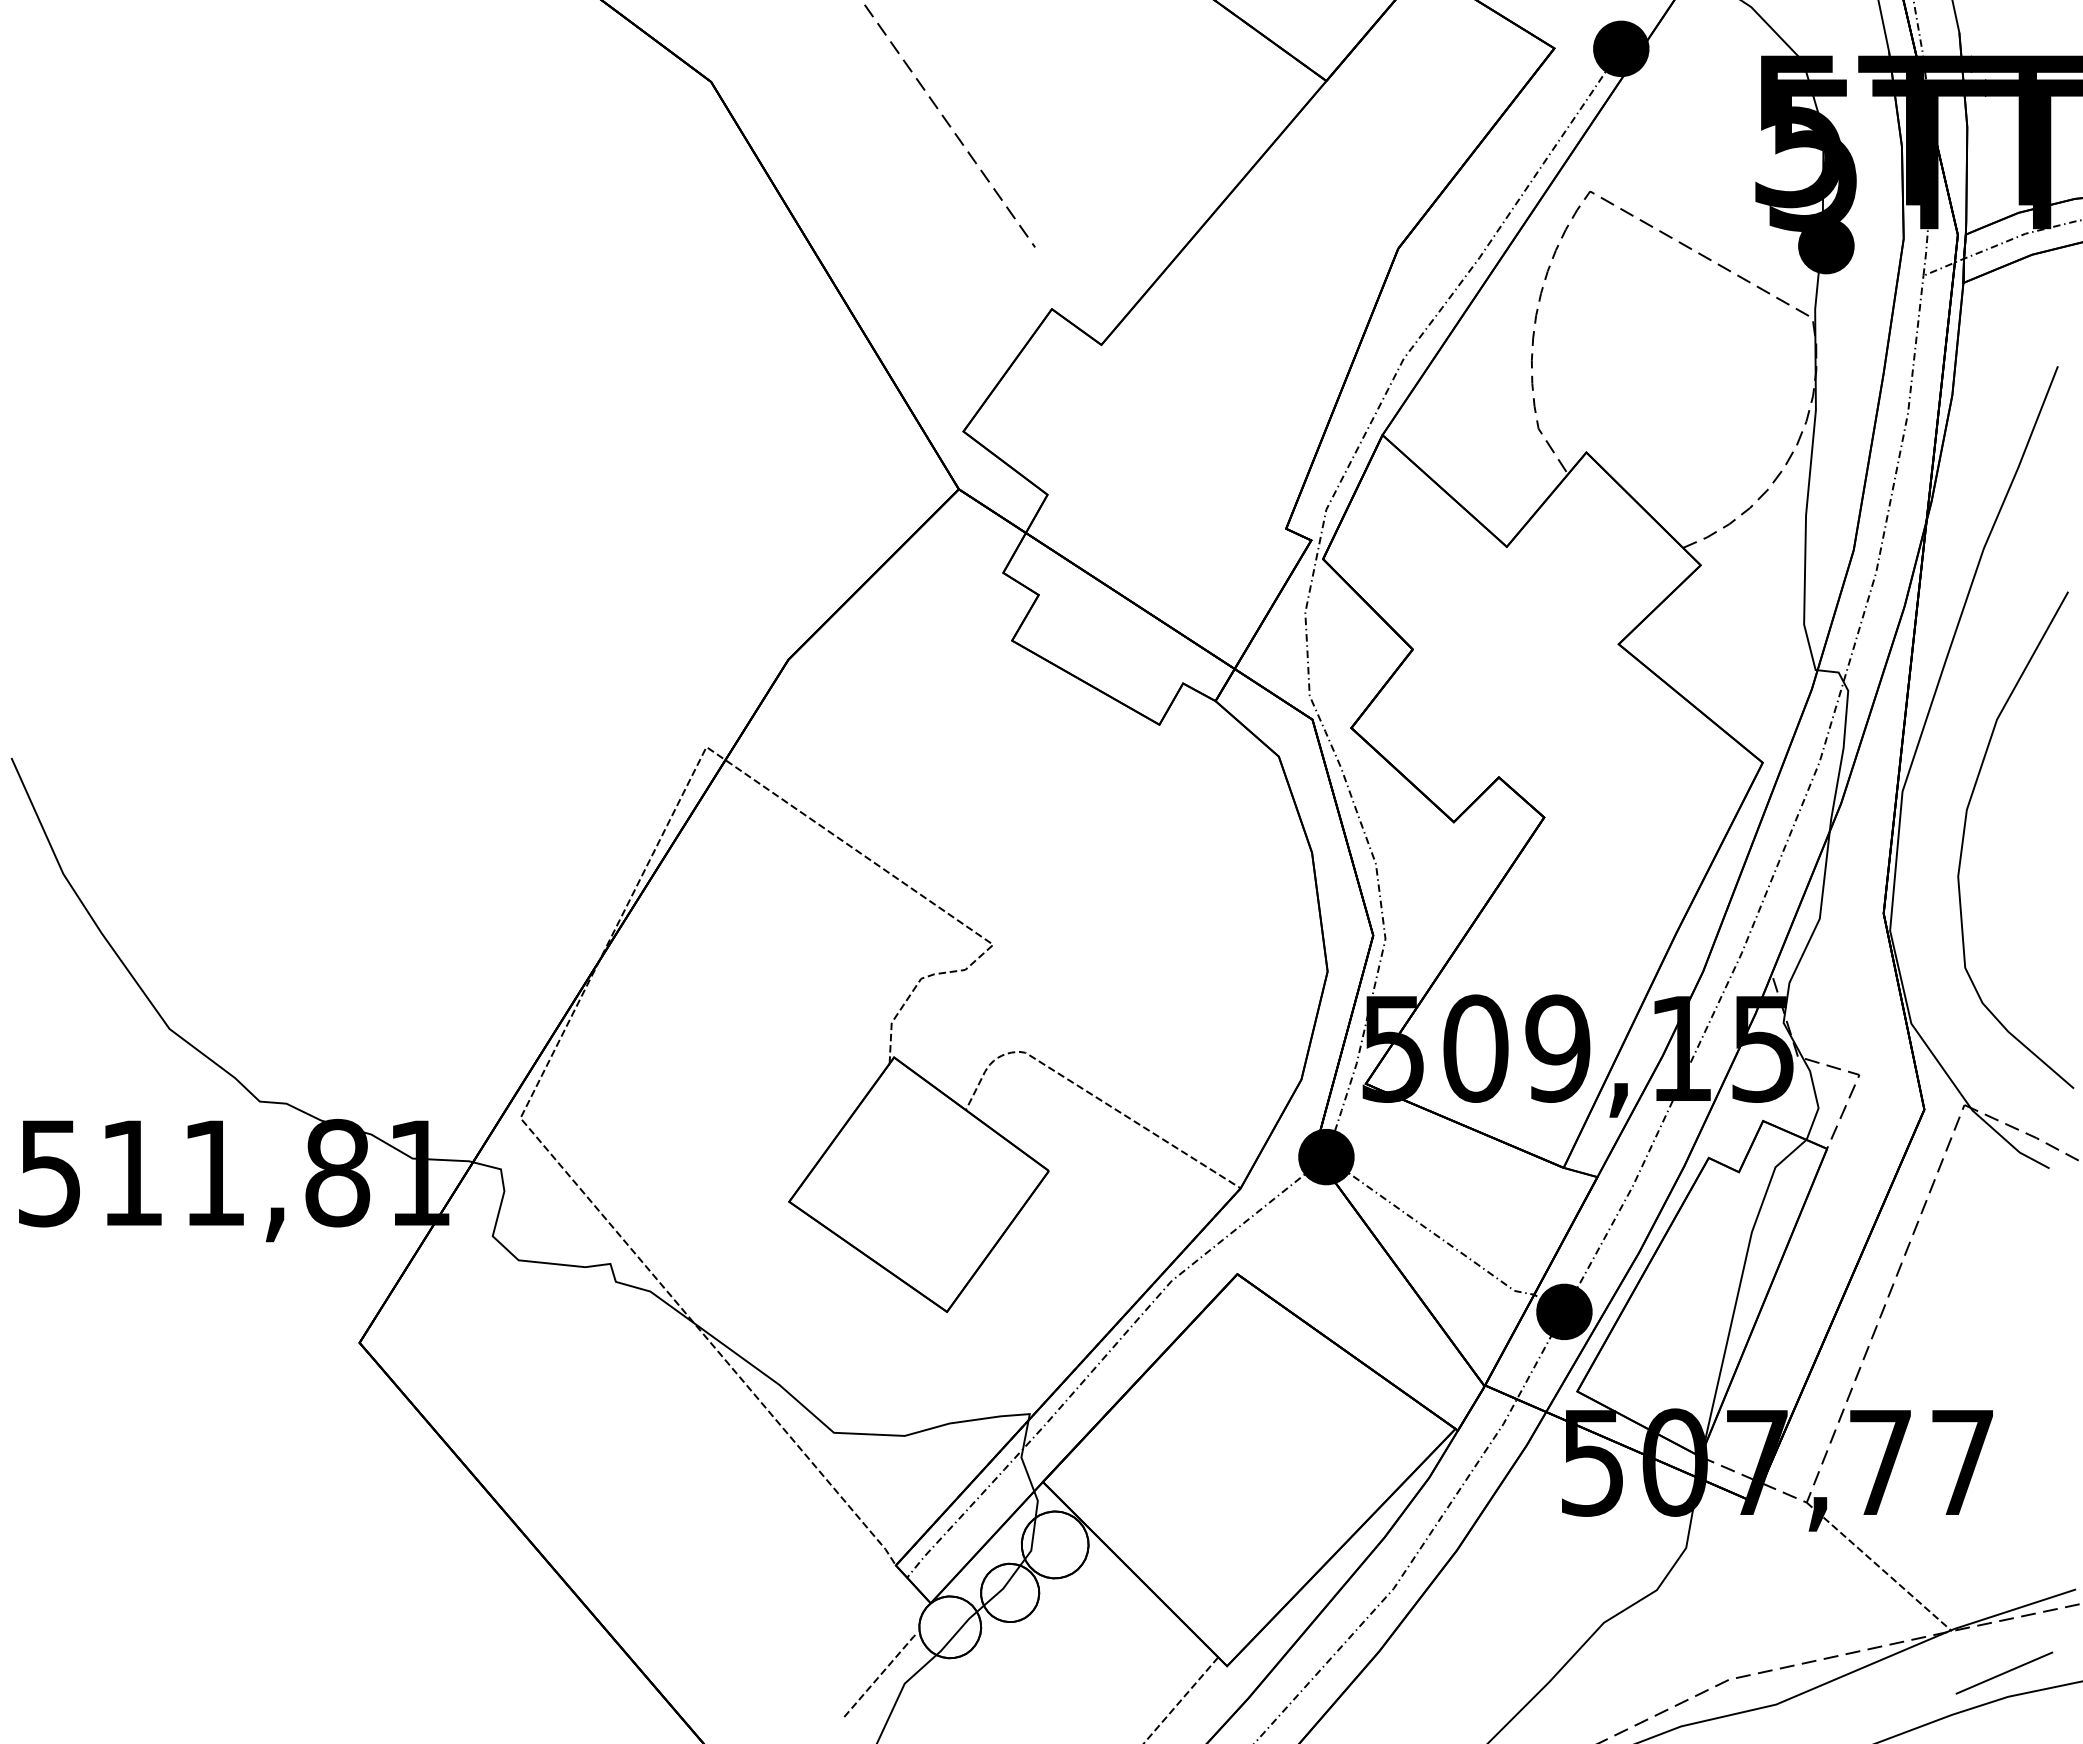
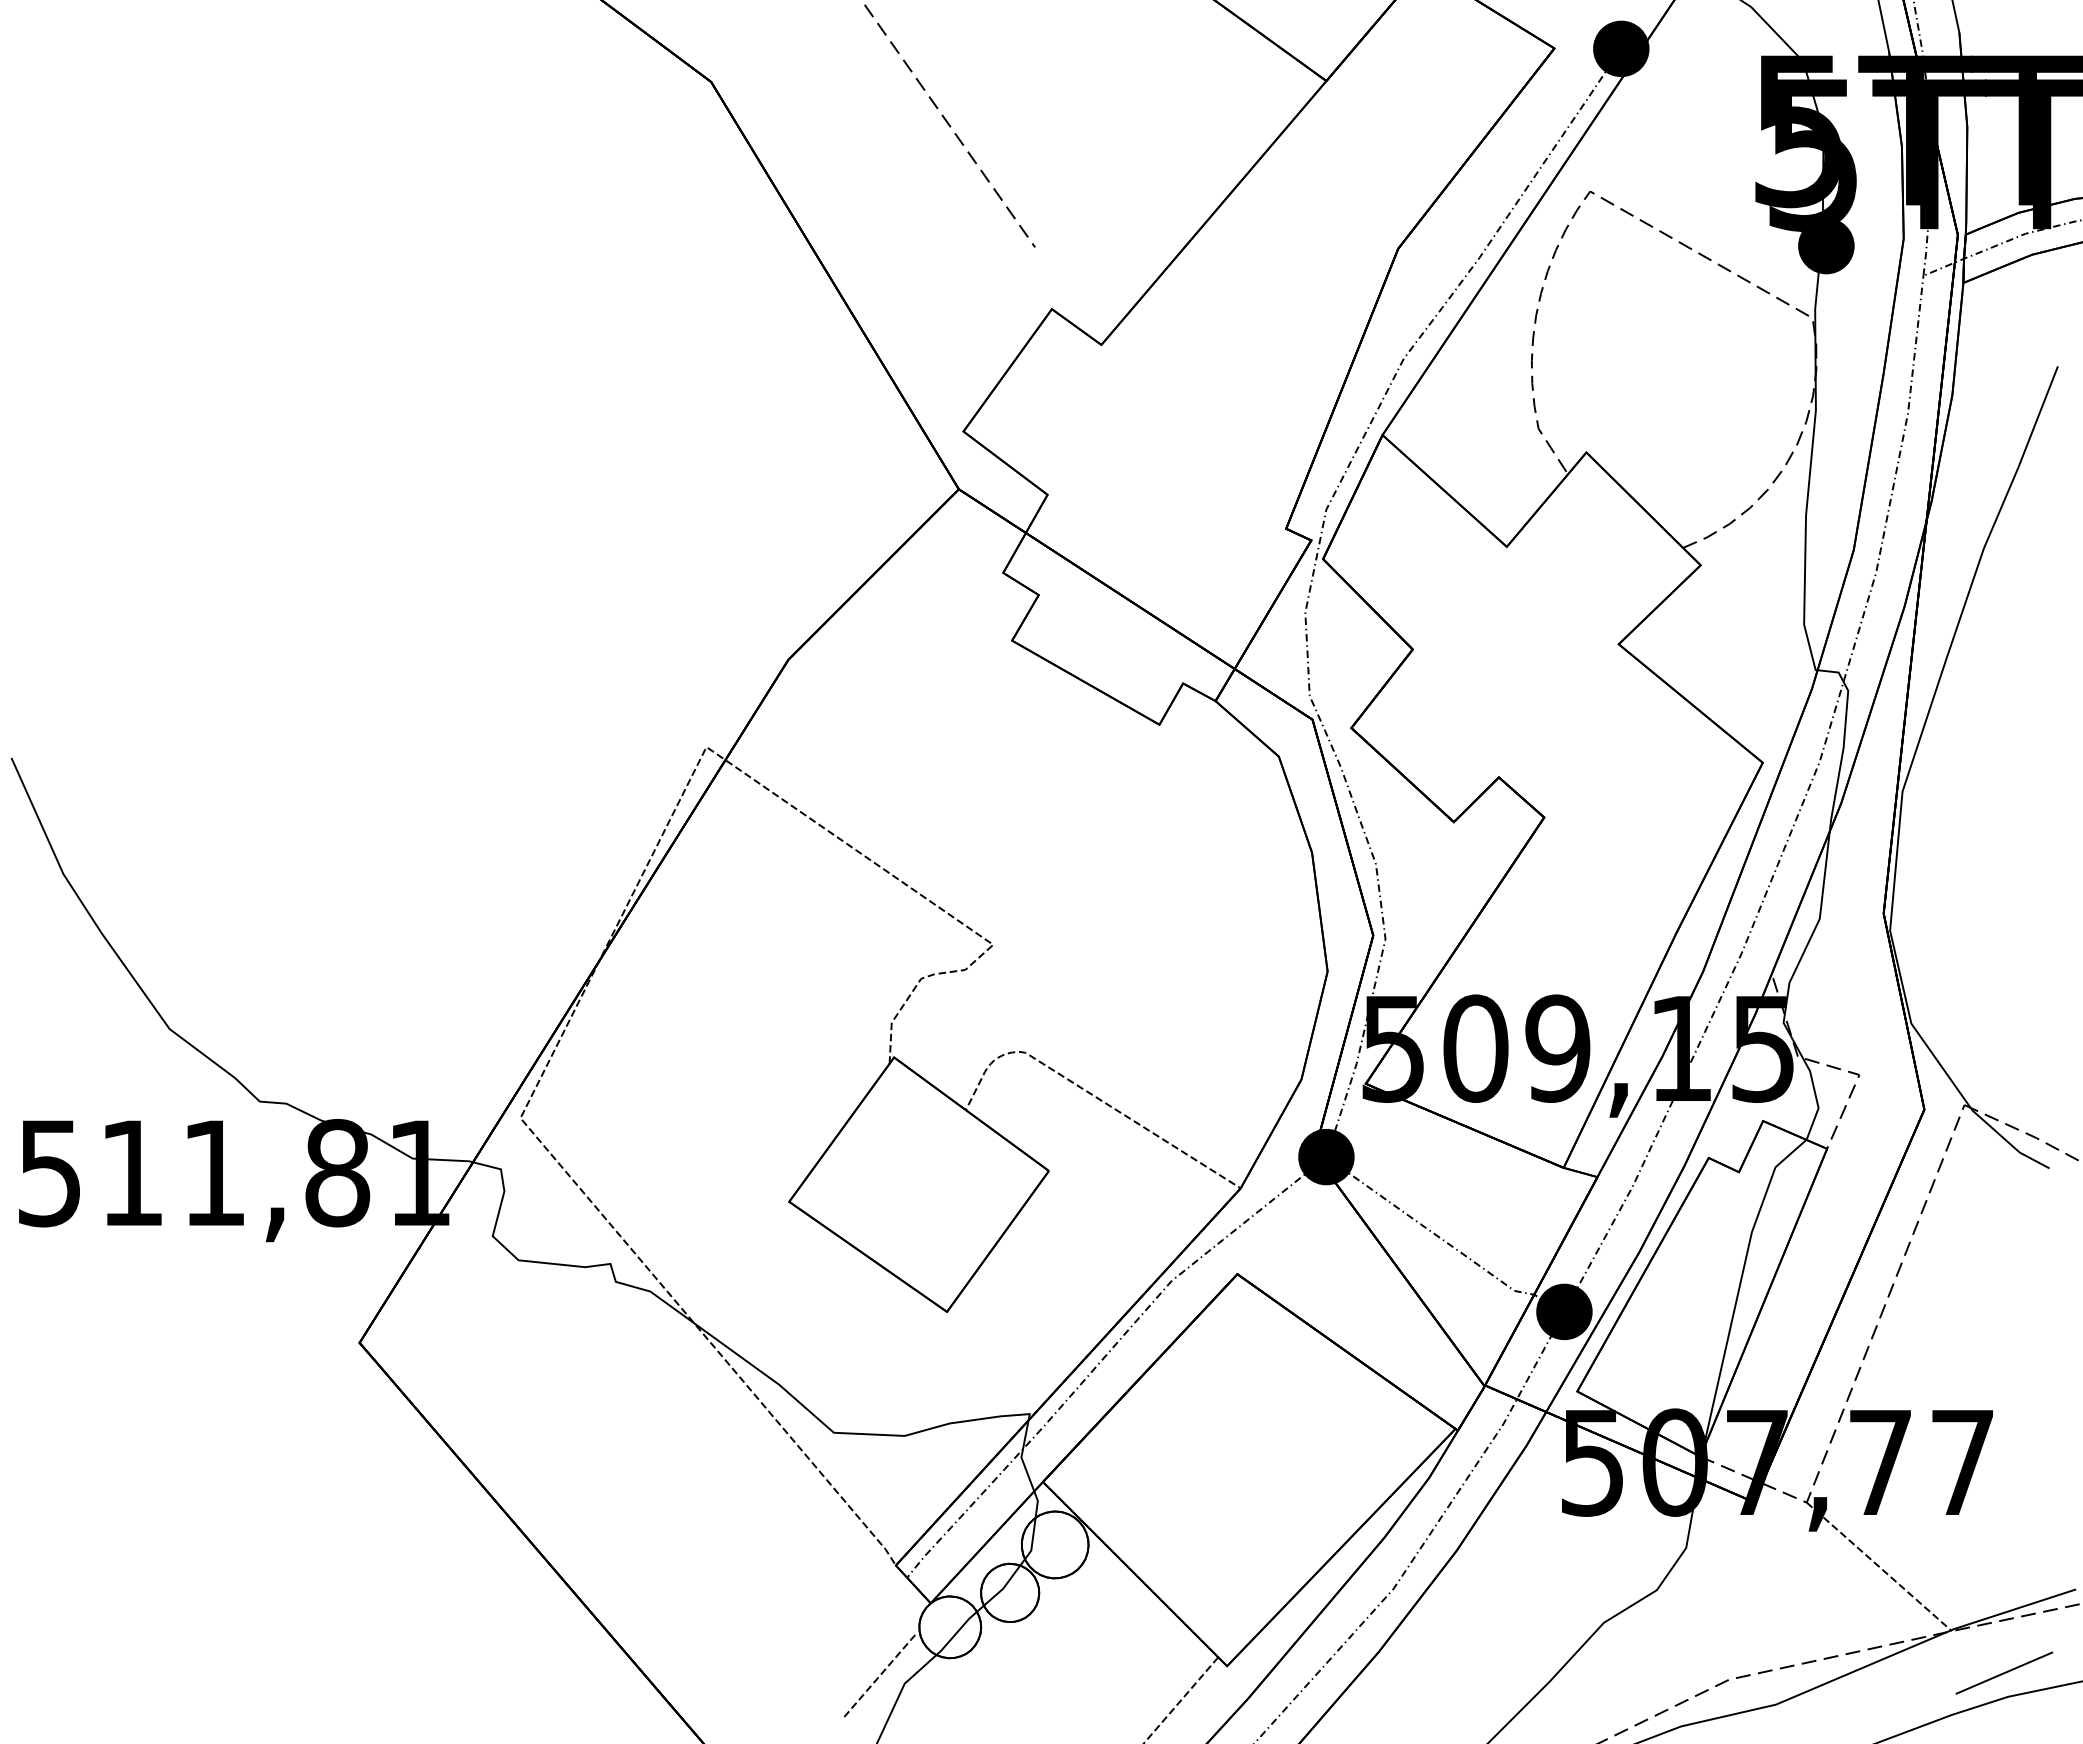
curve: present -> none (1965, 830)
